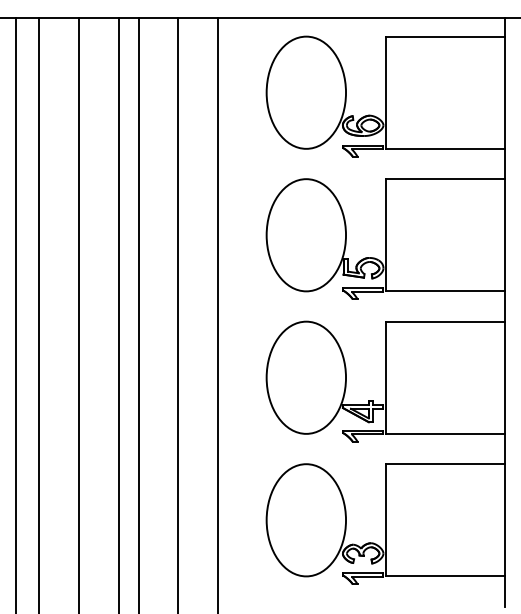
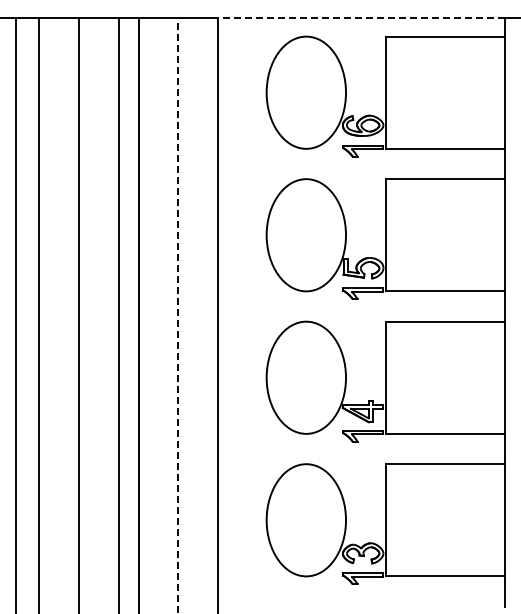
line: solid -> dashed (360, 18)
line: solid -> dashed (178, 315)
